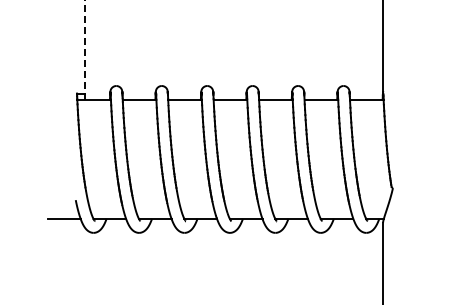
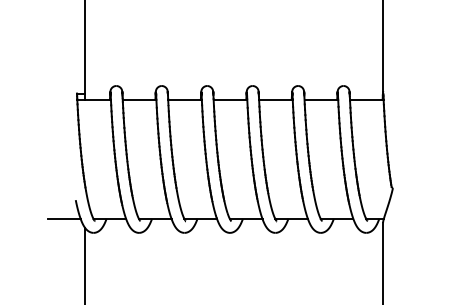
line: dashed -> solid (85, 49)
line: none -> present (85, 264)
